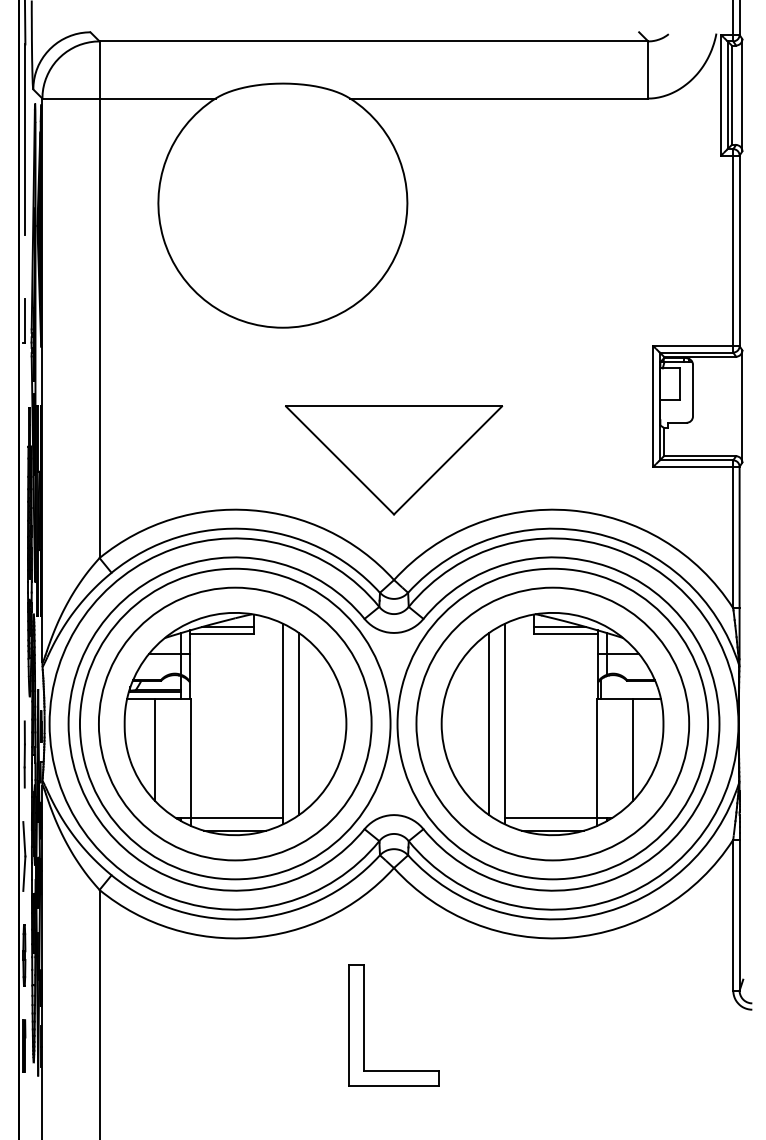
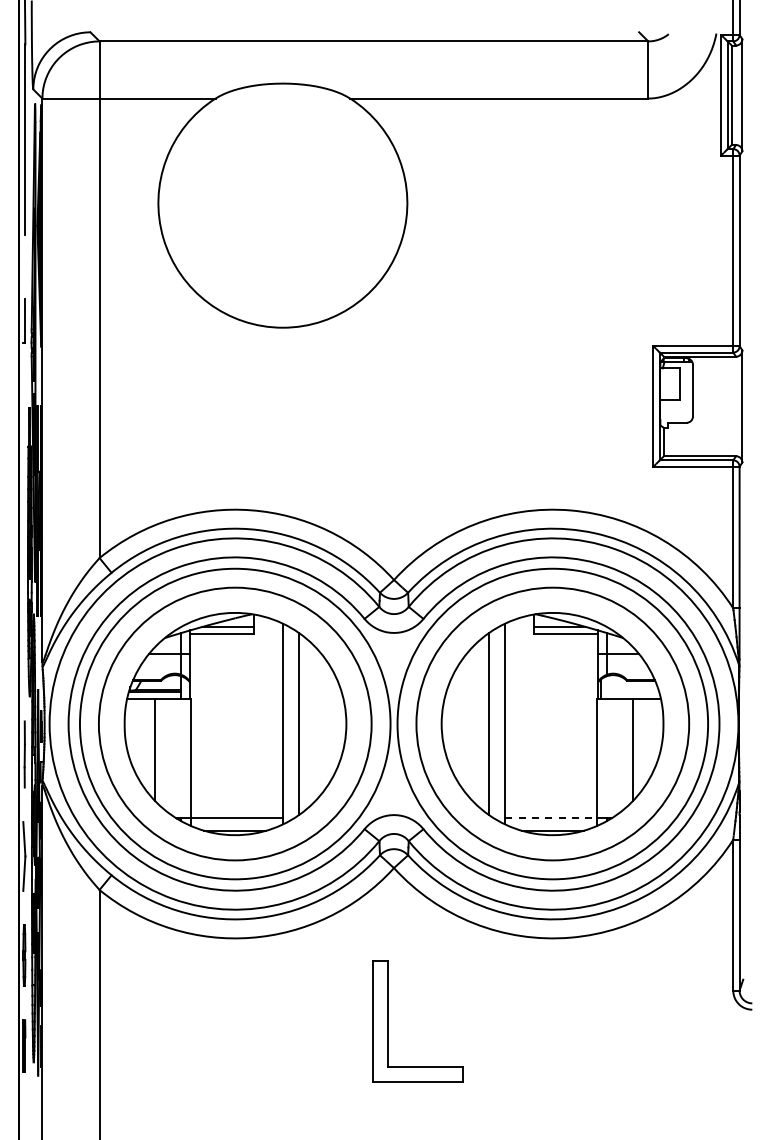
part: present -> none (394, 460)
line: solid -> dashed (551, 818)
part position: (364, 1025) -> (388, 1021) (388, 1021)
